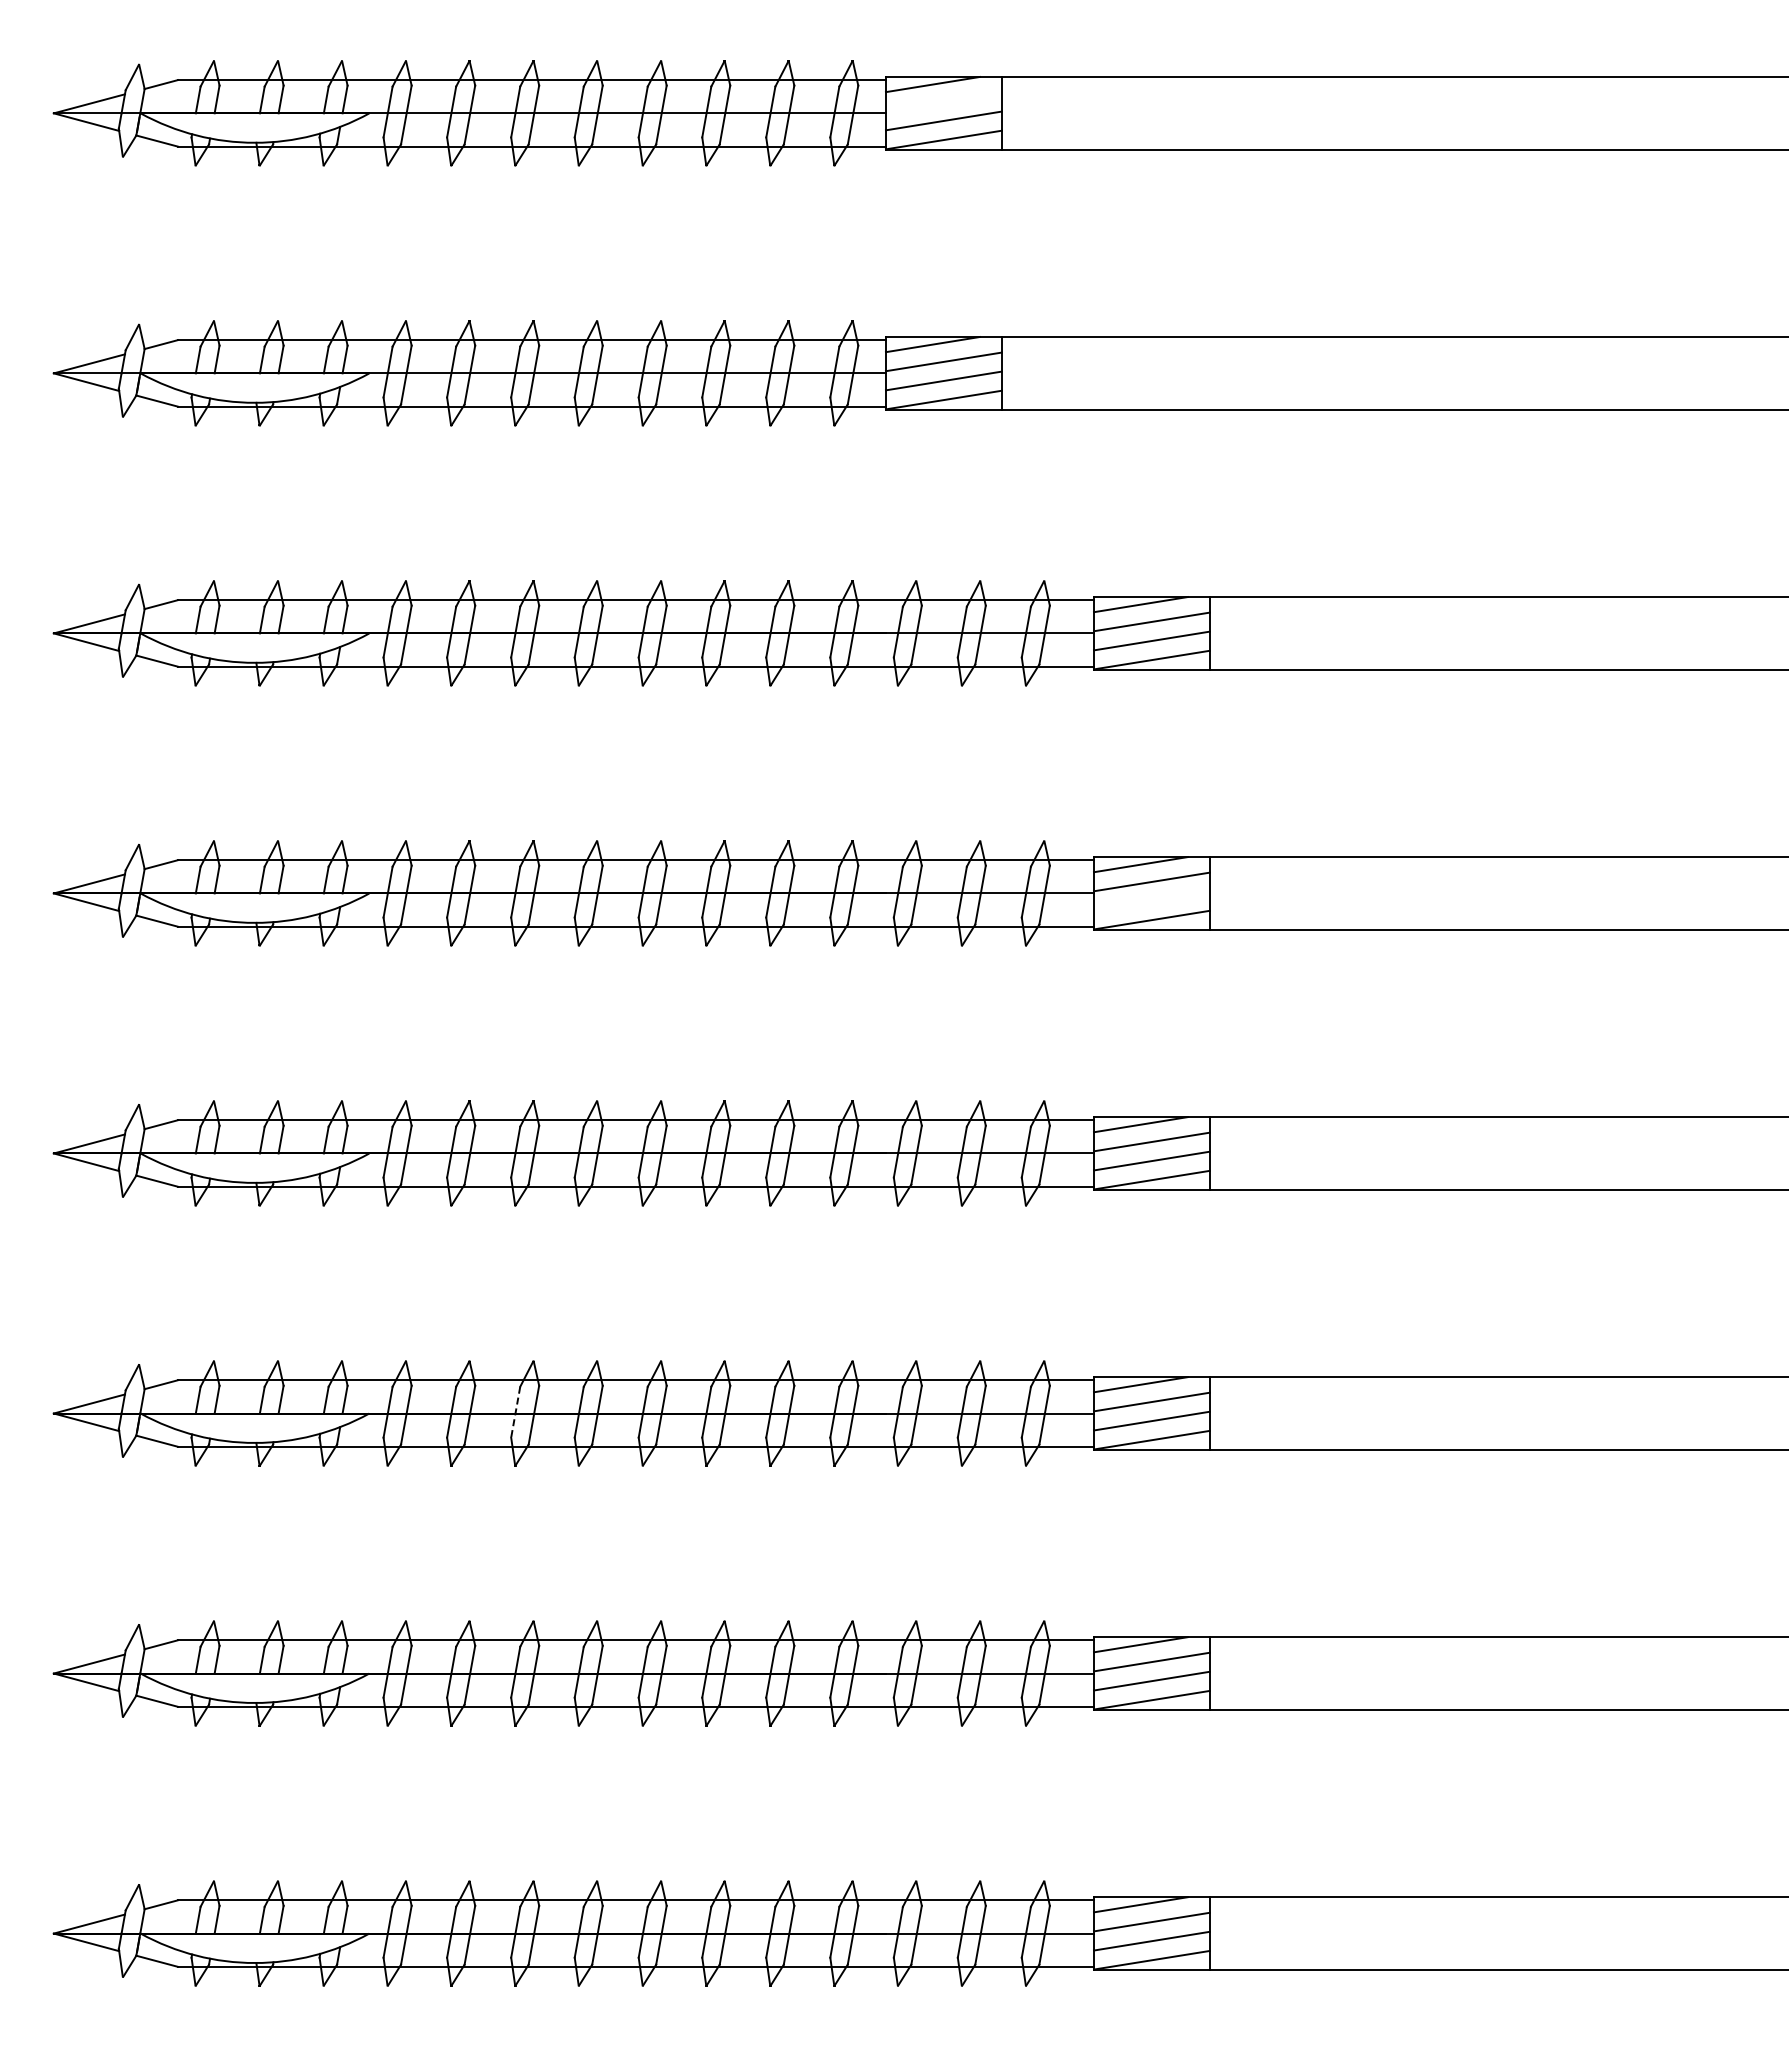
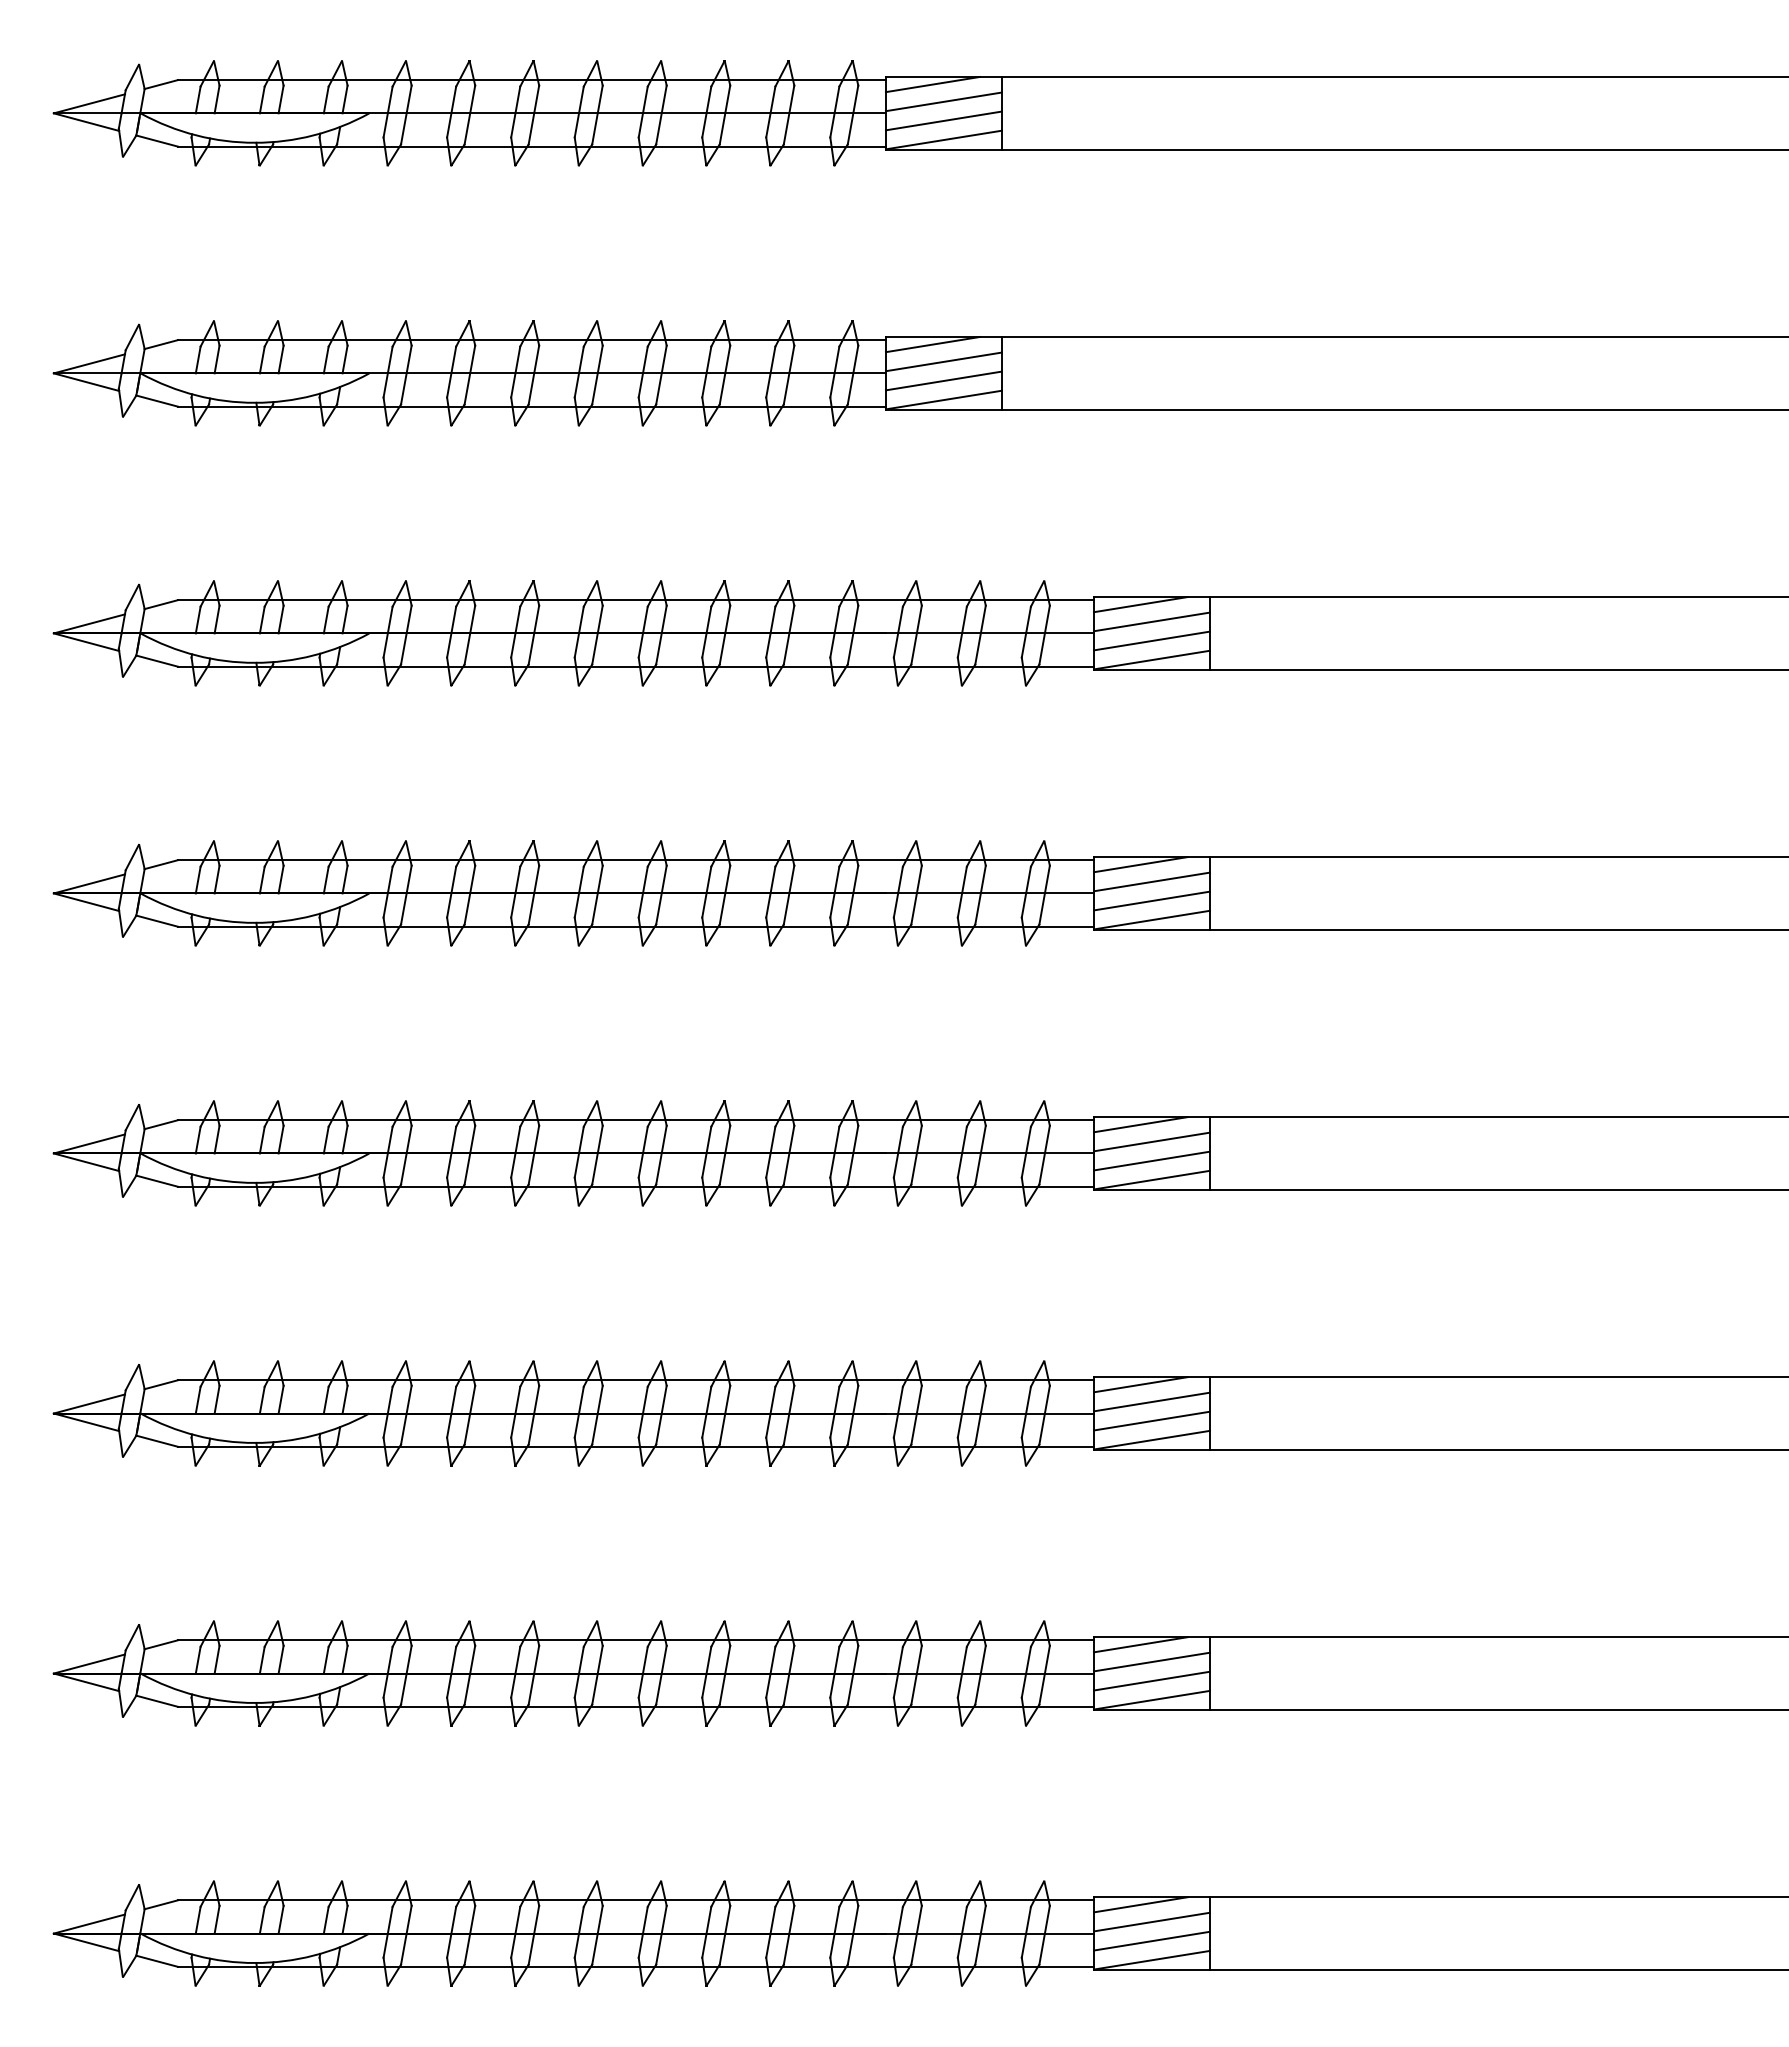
line: none -> present (943, 101)
line: none -> present (1151, 900)
line: dashed -> solid (515, 1412)
